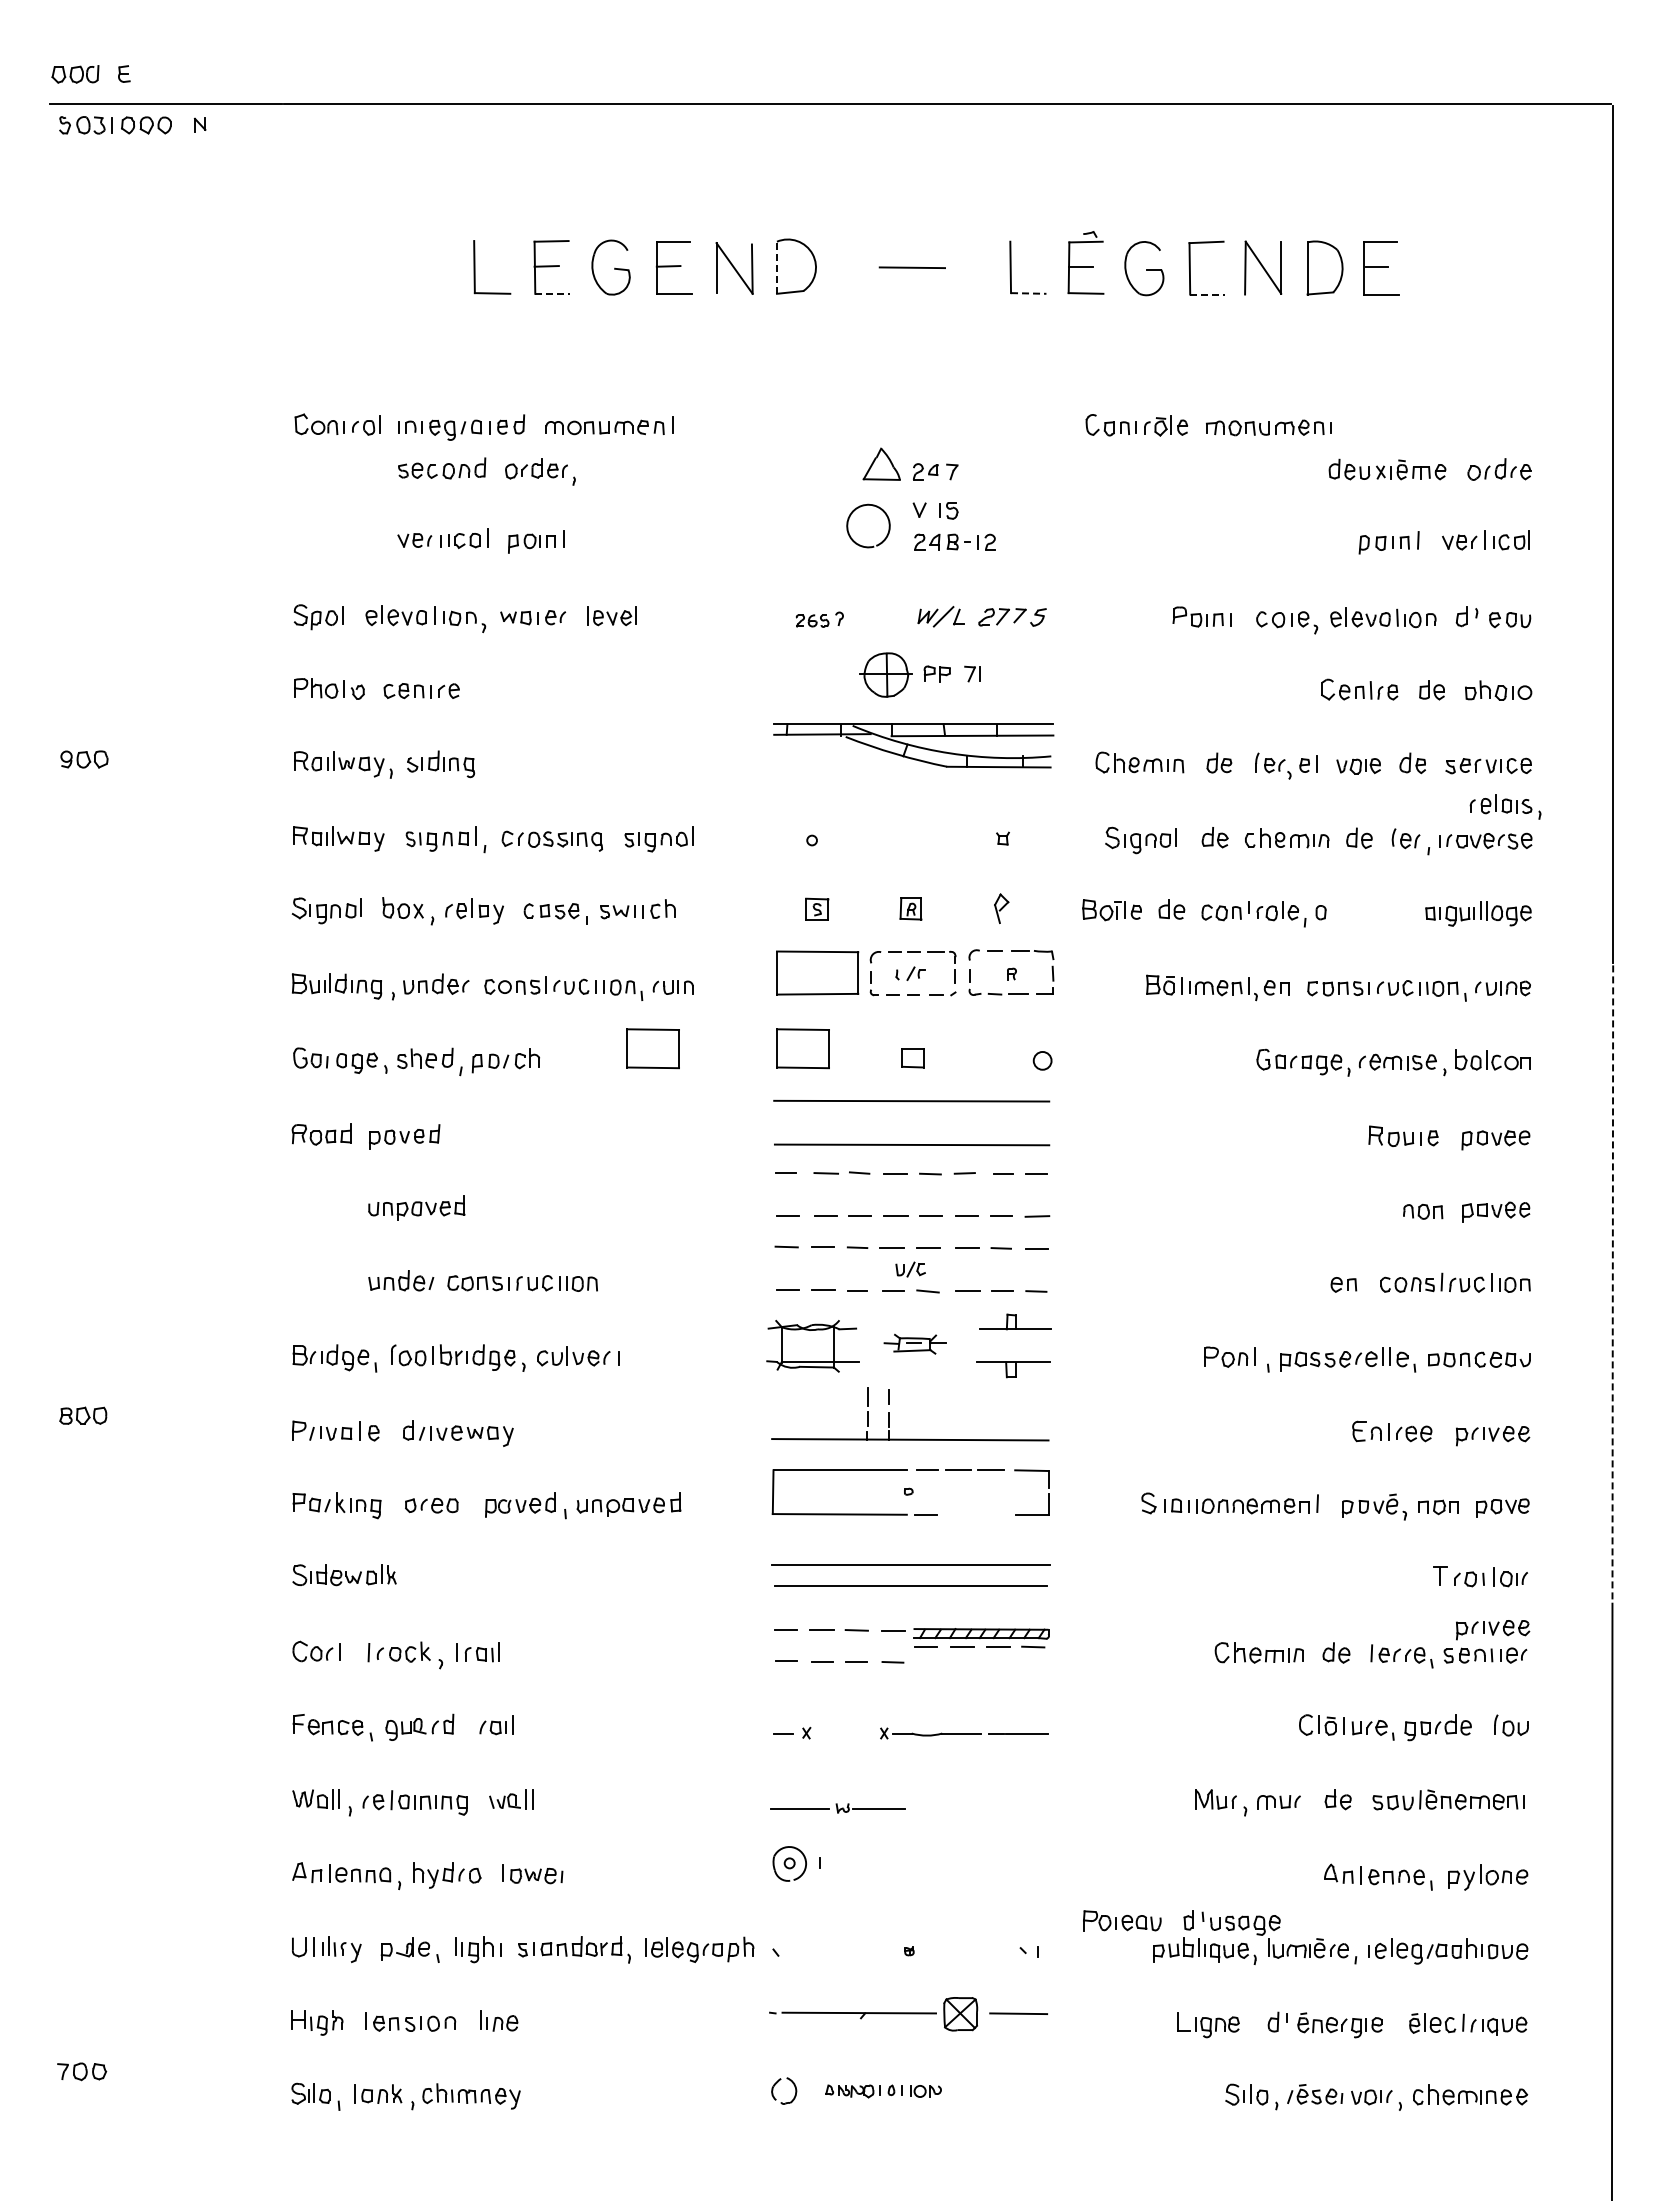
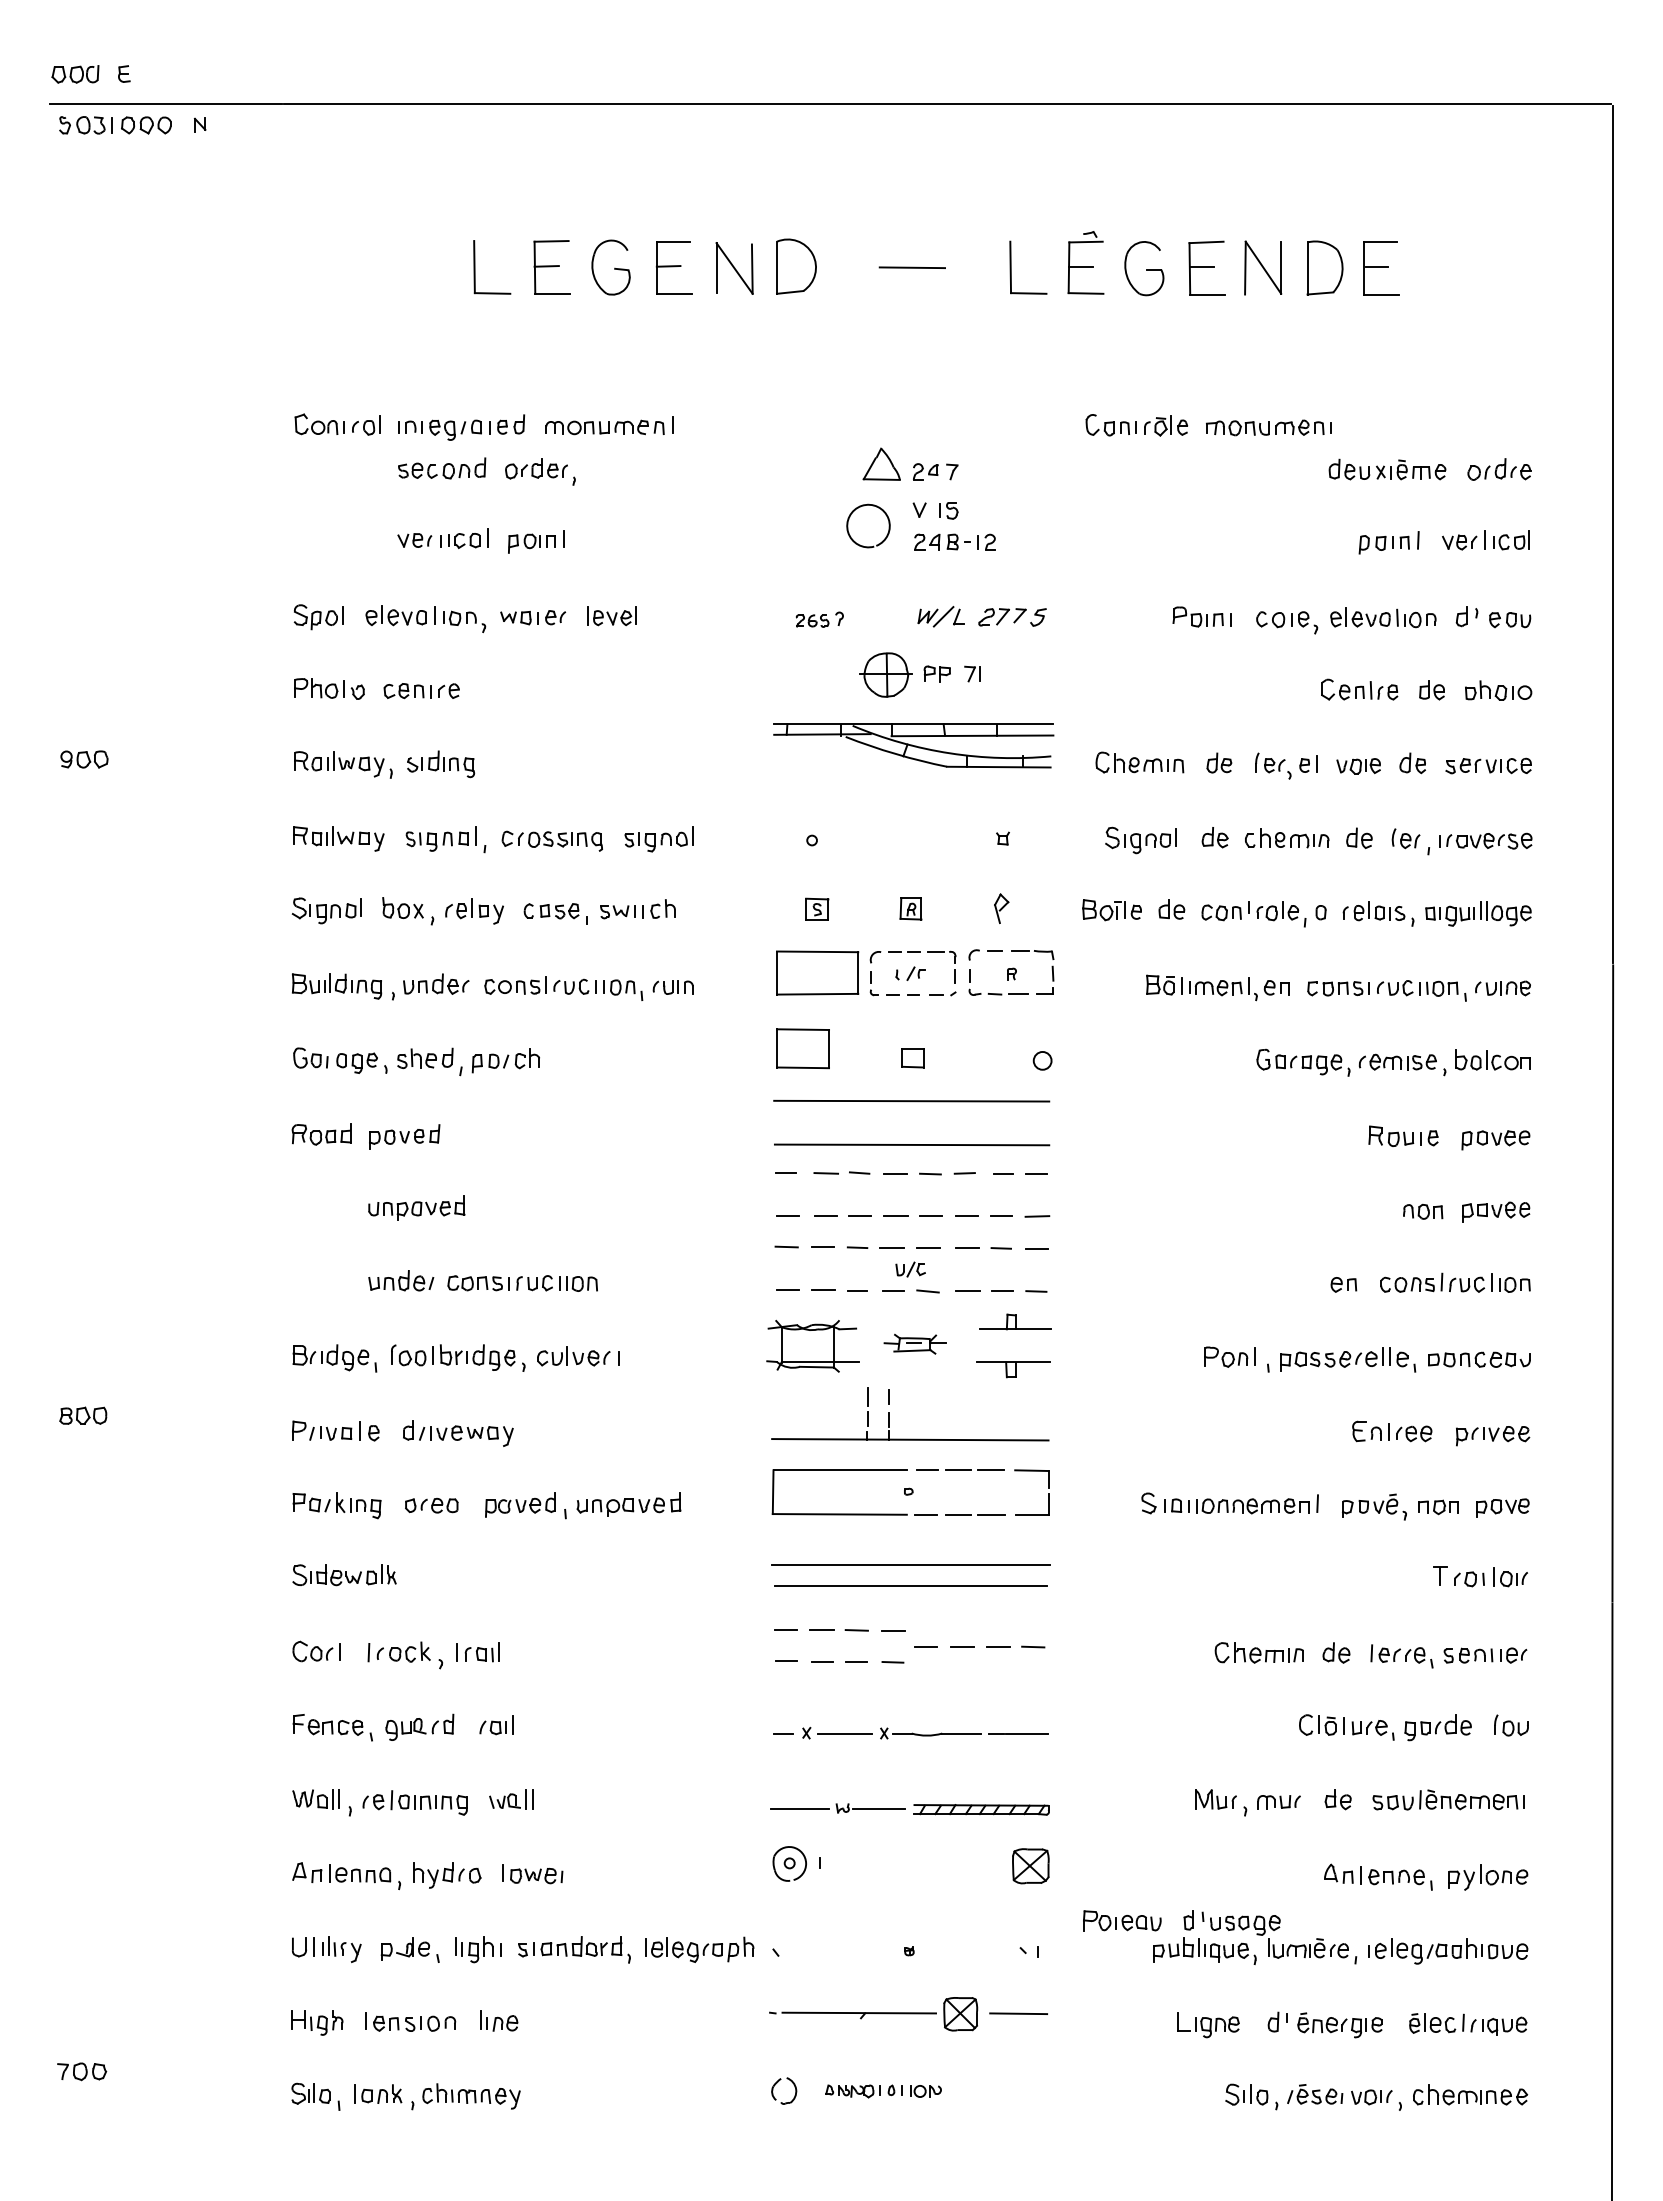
line: none -> present (1201, 266)
line: dashed -> solid (776, 267)
line: dashed -> solid (553, 293)
line: dashed -> solid (1028, 293)
line: dashed -> solid (1208, 294)
part position: (1505, 806) -> (1378, 913) (1378, 913)
part: present -> none (652, 1048)
line: dashed -> solid (1612, 1283)
line: none -> present (958, 1514)
line: none -> present (990, 1514)
part: present -> none (1493, 1630)
part position: (981, 1633) -> (981, 1809) (981, 1809)
line: none -> present (844, 1733)
part: none -> present (1030, 1866)
